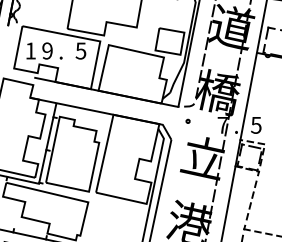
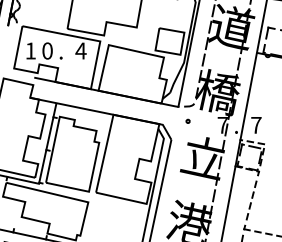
text: 9 -> 0 (47, 50)
text: 5 -> 4 (80, 50)
text: 5 -> 7 (256, 125)
